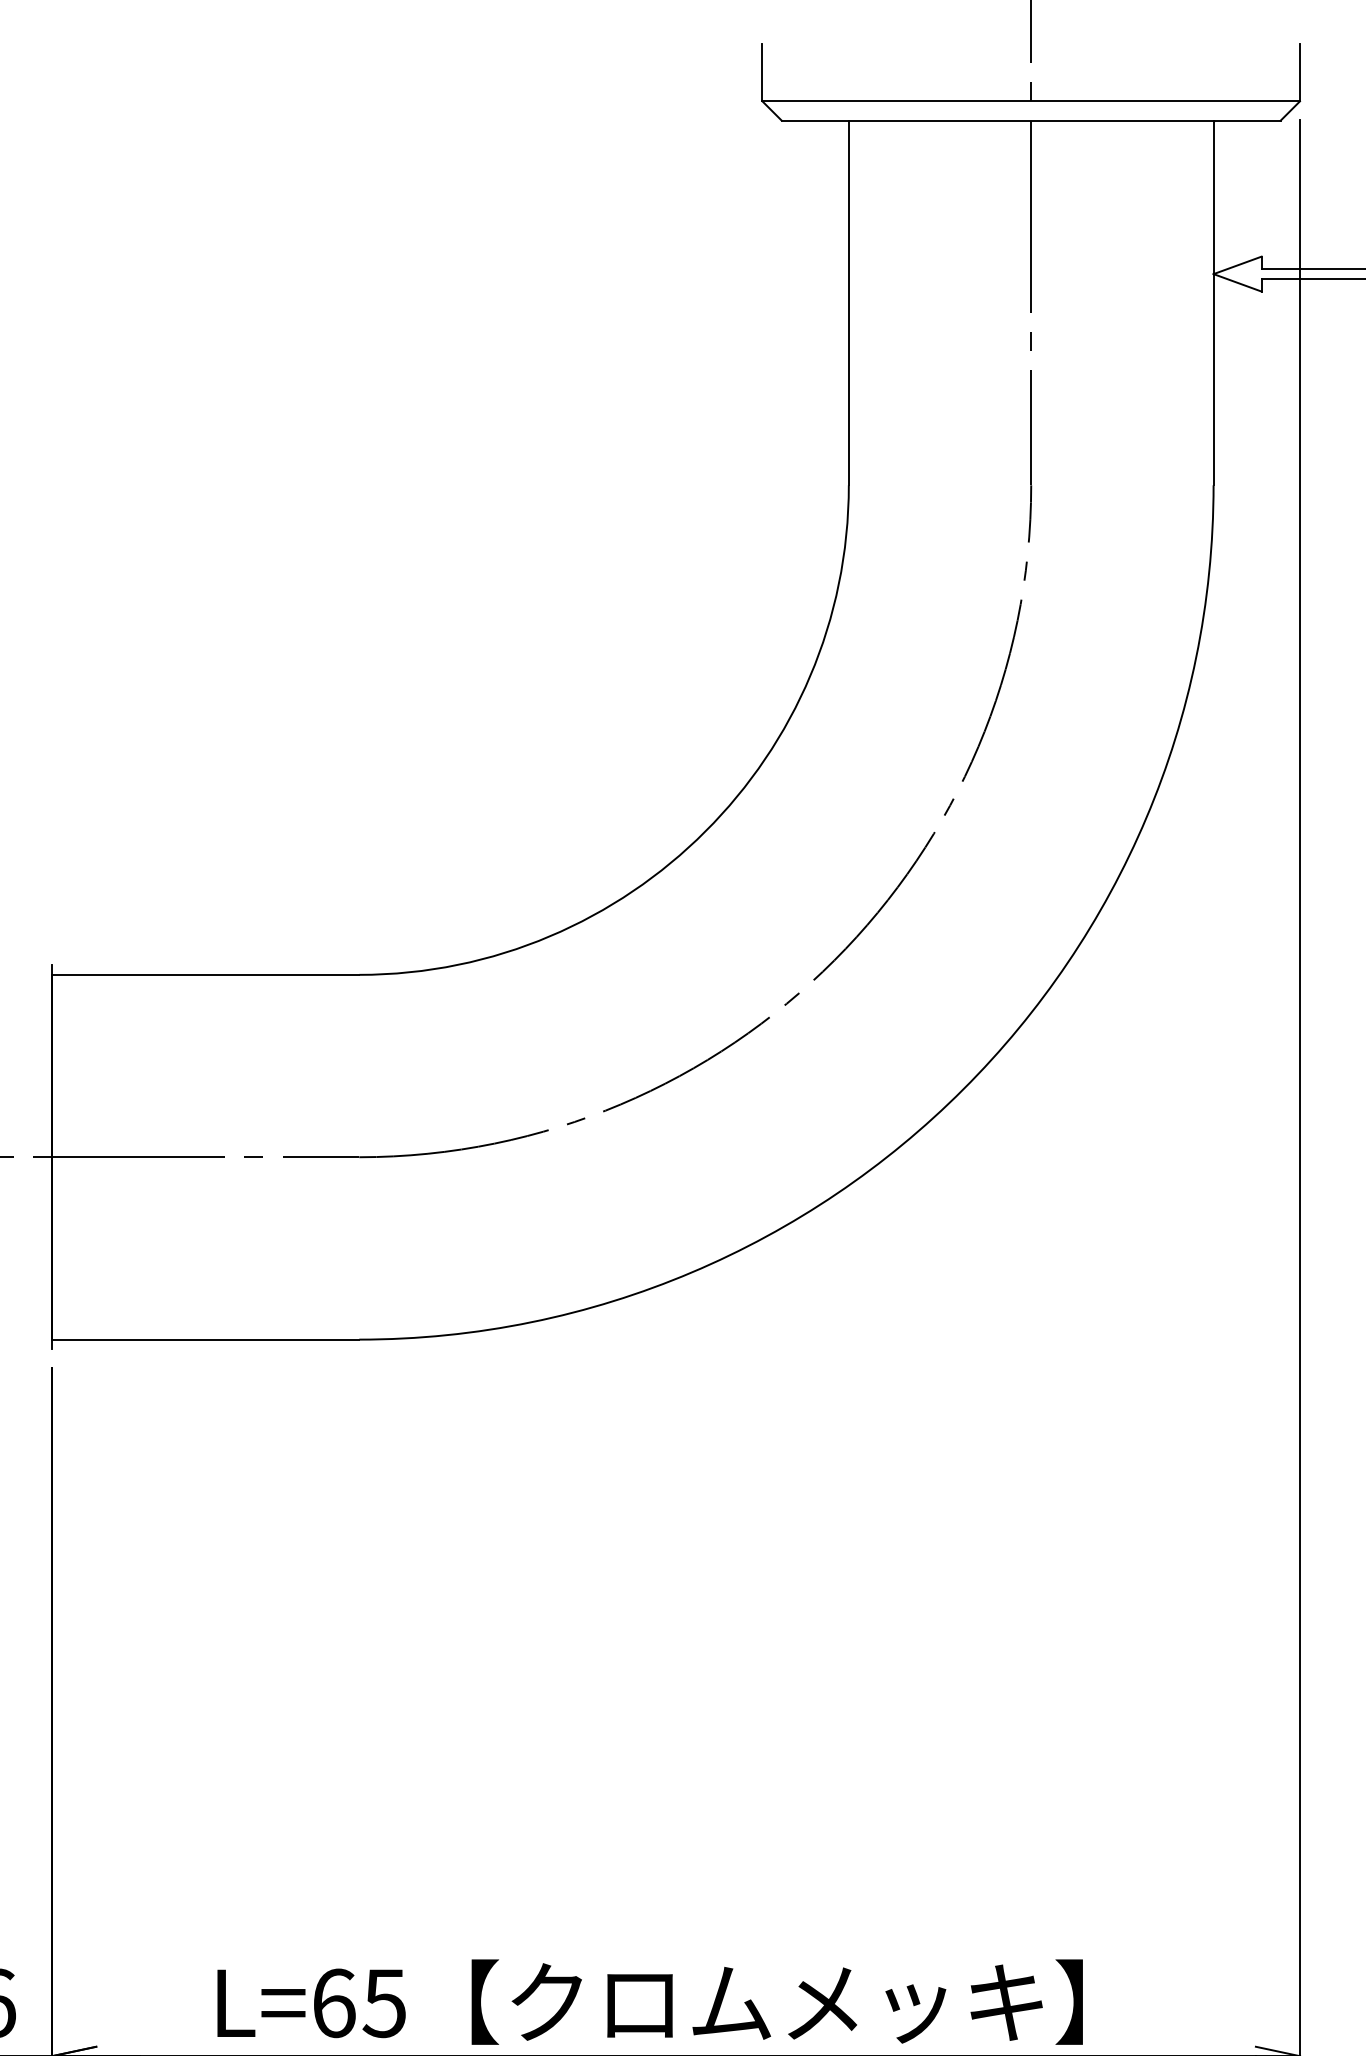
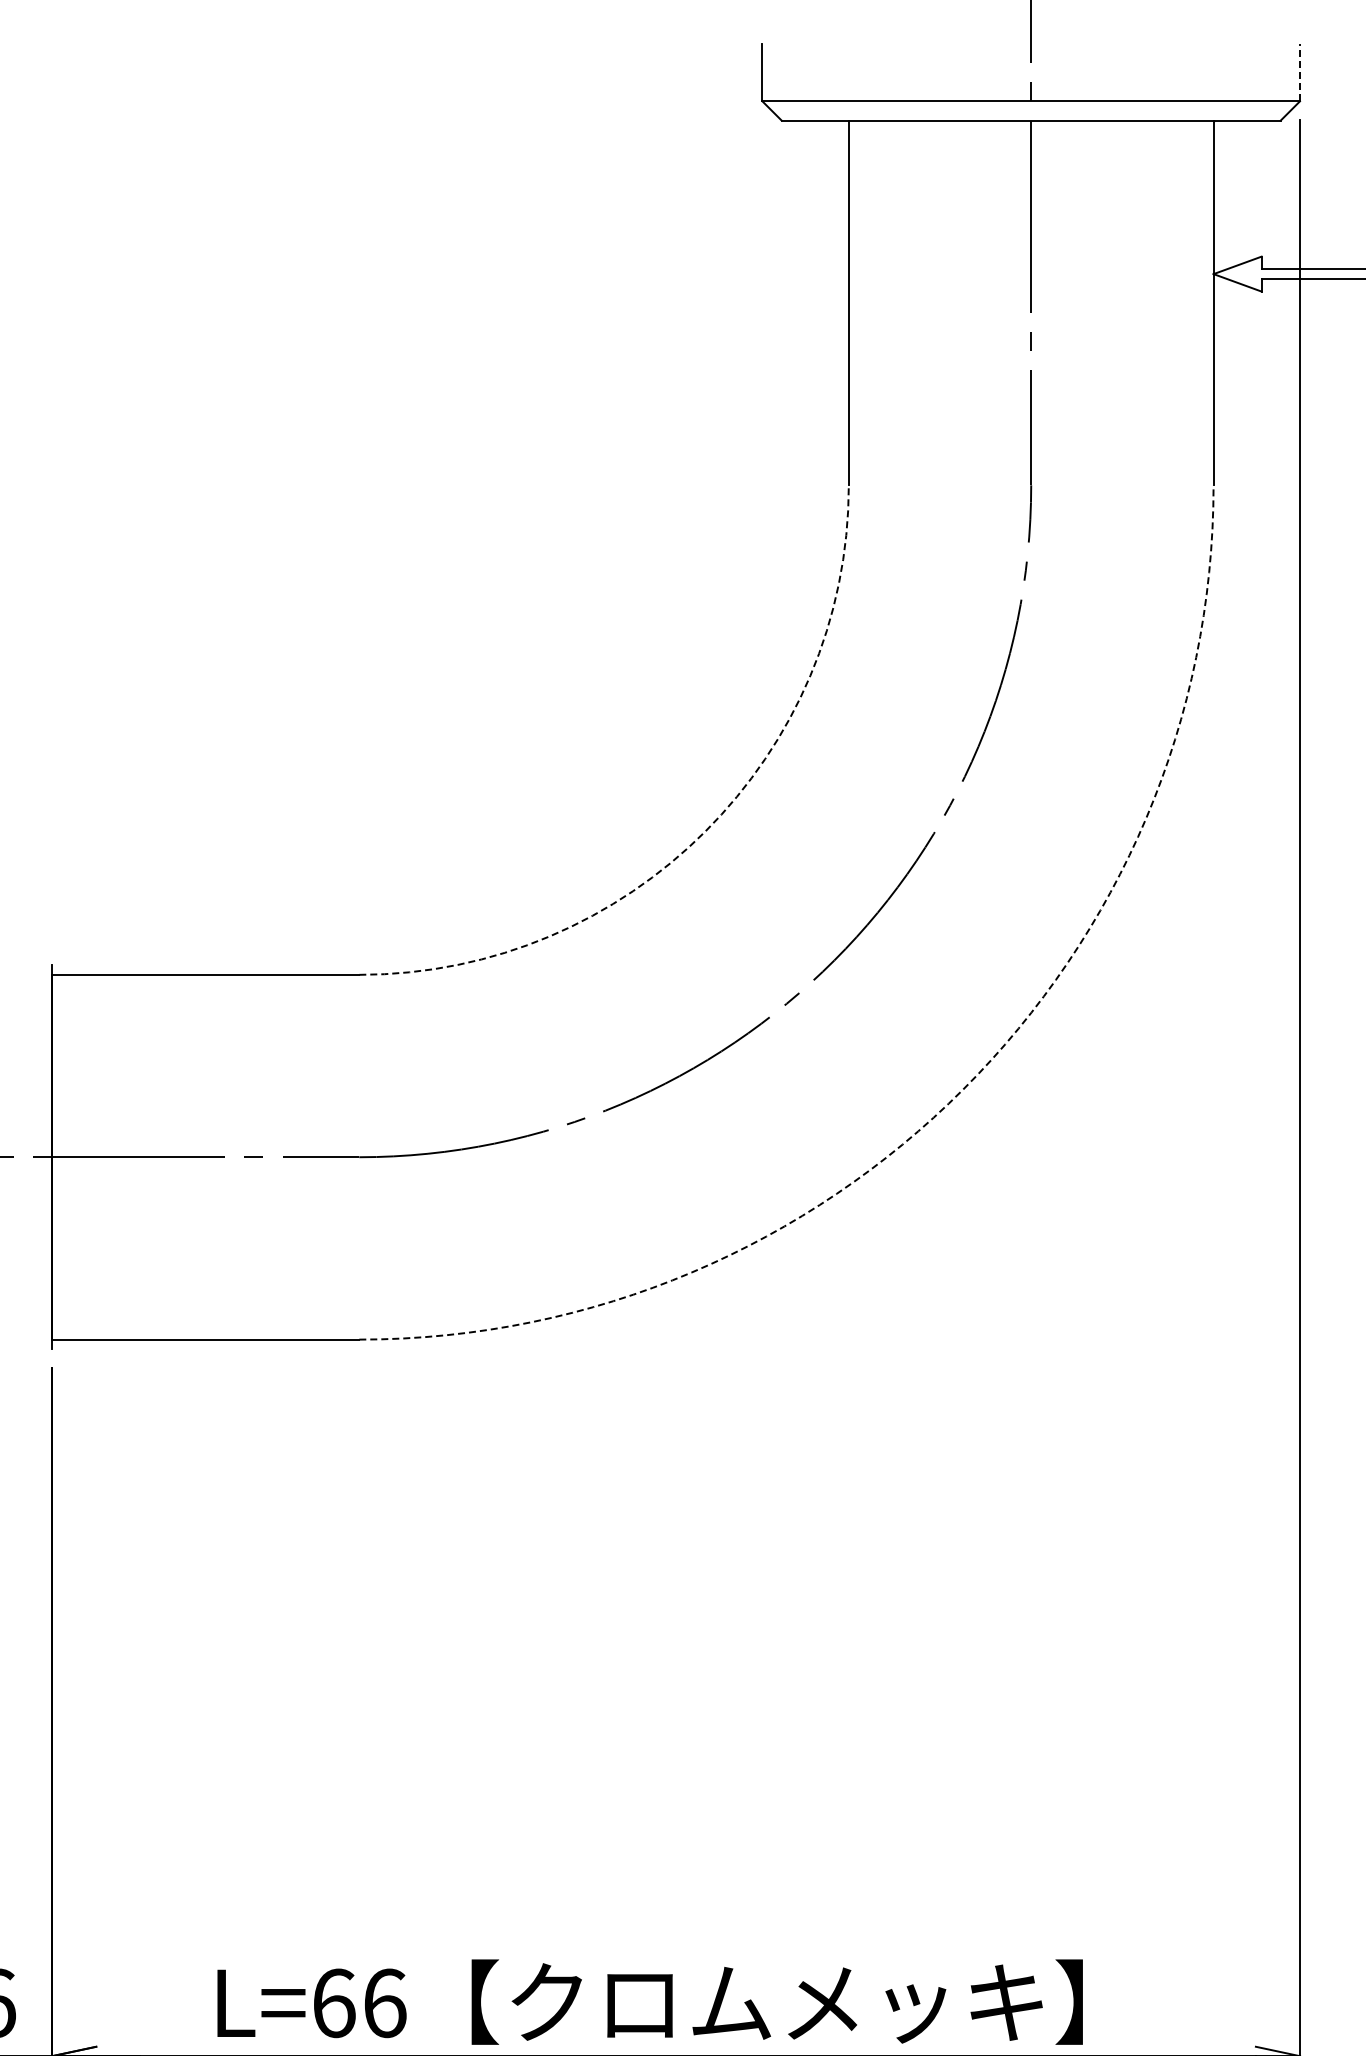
line: solid -> dashed (1299, 72)
arc: solid -> dashed (705, 831)
arc: solid -> dashed (963, 1089)
text: L=65 -> L=66 (384, 2003)
